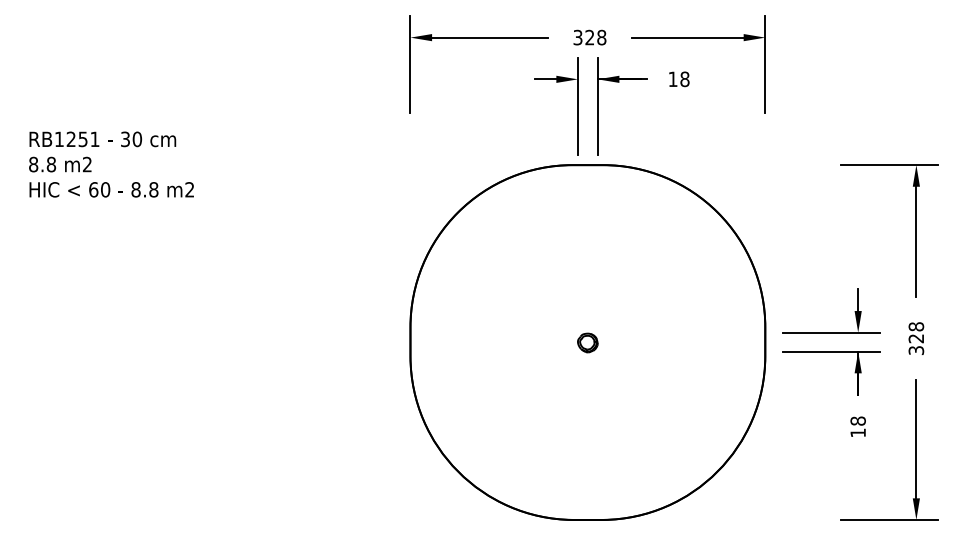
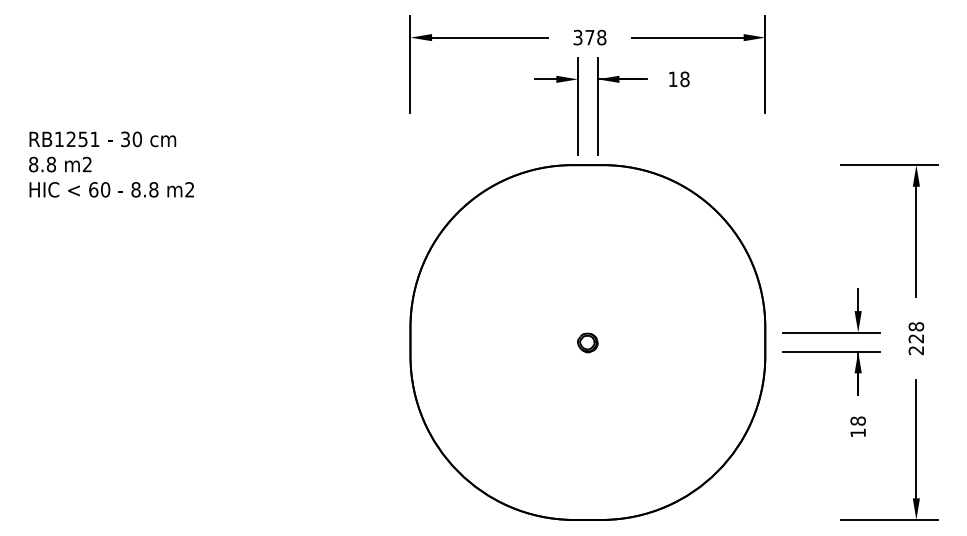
text: 328 -> 378 (589, 37)
text: 328 -> 228 (916, 350)
